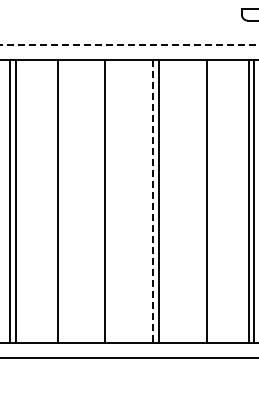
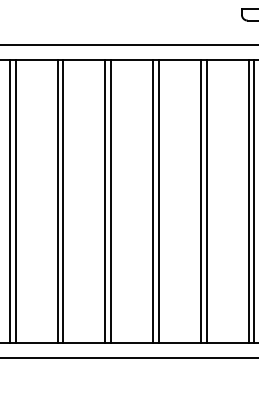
line: dashed -> solid (129, 44)
line: none -> present (63, 201)
line: none -> present (111, 201)
line: dashed -> solid (153, 201)
line: none -> present (200, 201)
